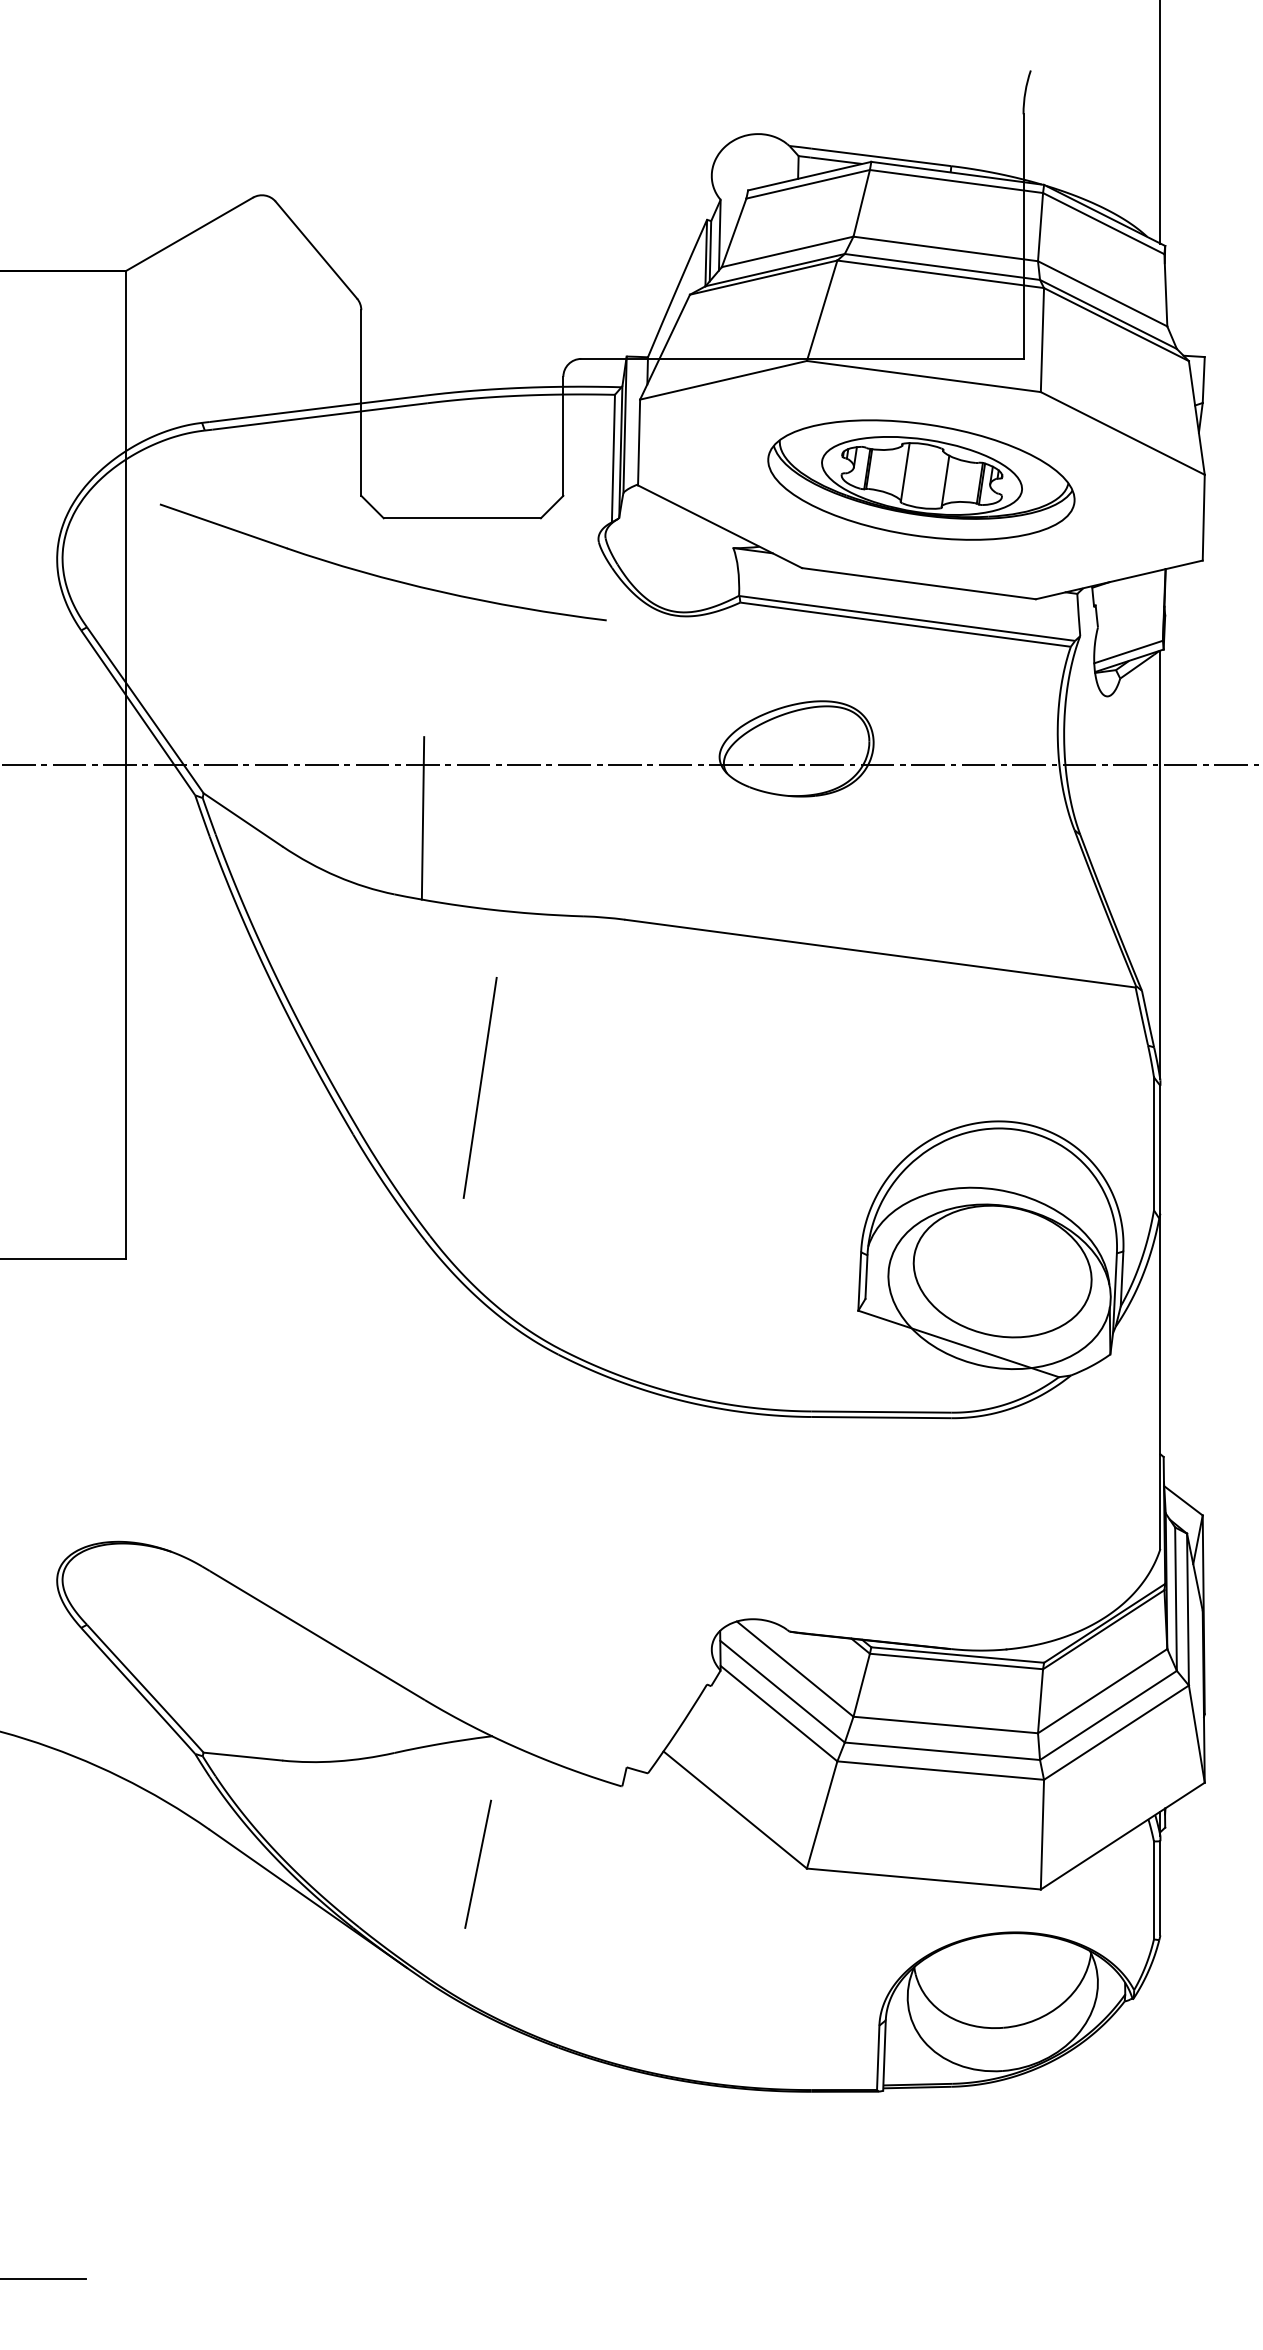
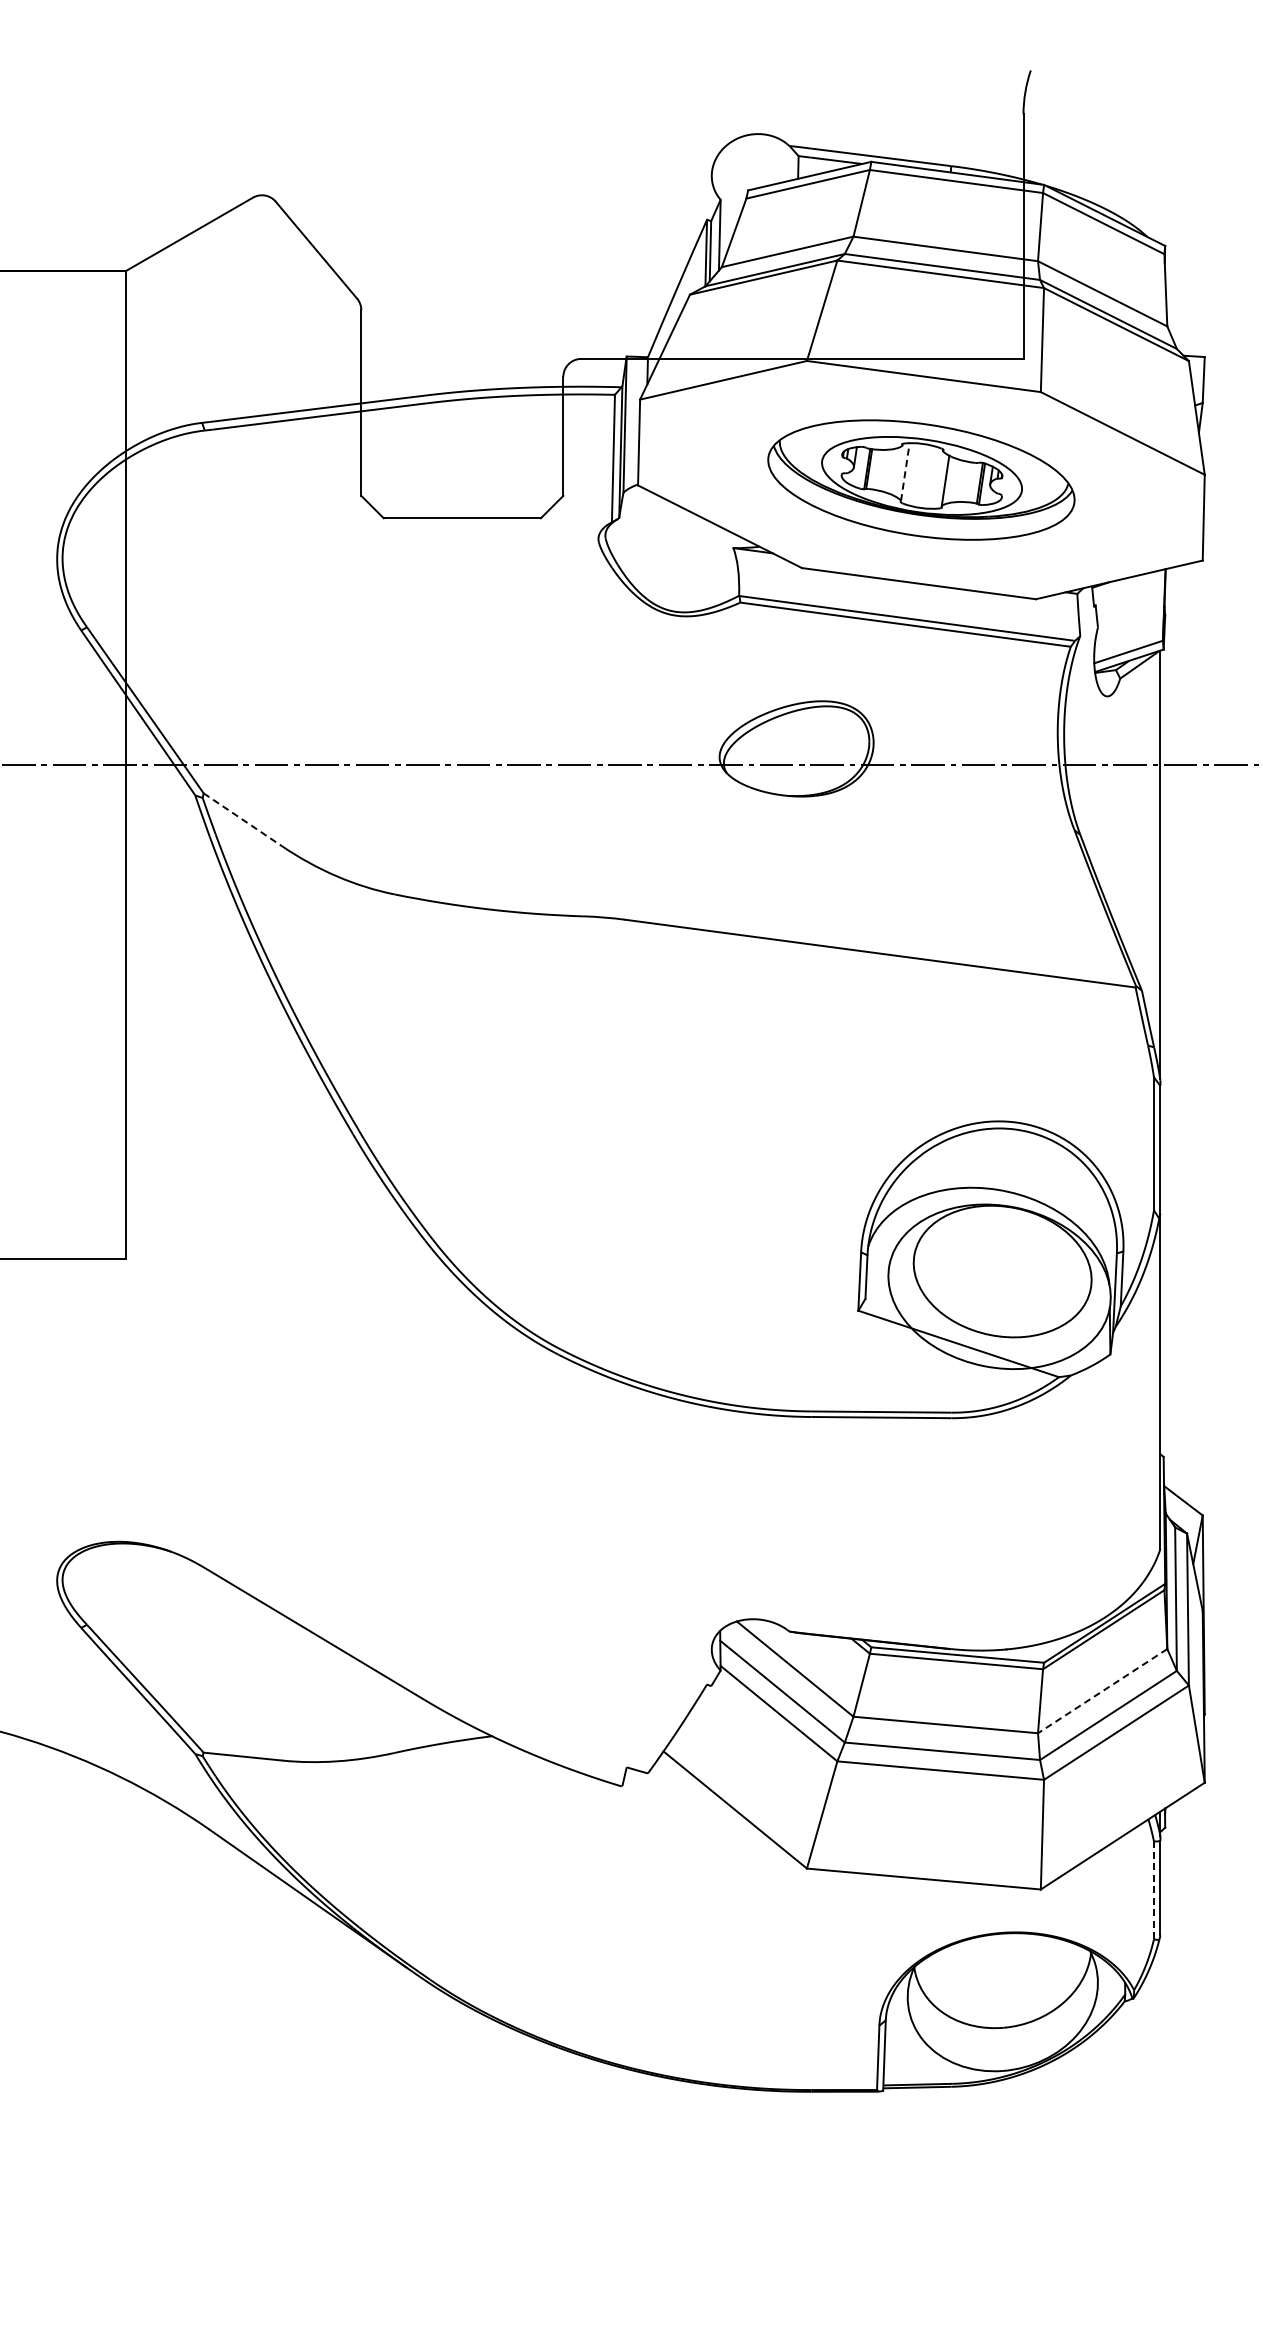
line: present -> none (1160, 122)
line: solid -> dashed (905, 471)
part: present -> none (379, 575)
line: present -> none (422, 818)
line: solid -> dashed (243, 820)
line: present -> none (479, 1087)
line: solid -> dashed (1102, 1691)
line: present -> none (478, 1863)
line: solid -> dashed (1153, 1890)
line: present -> none (44, 2279)
